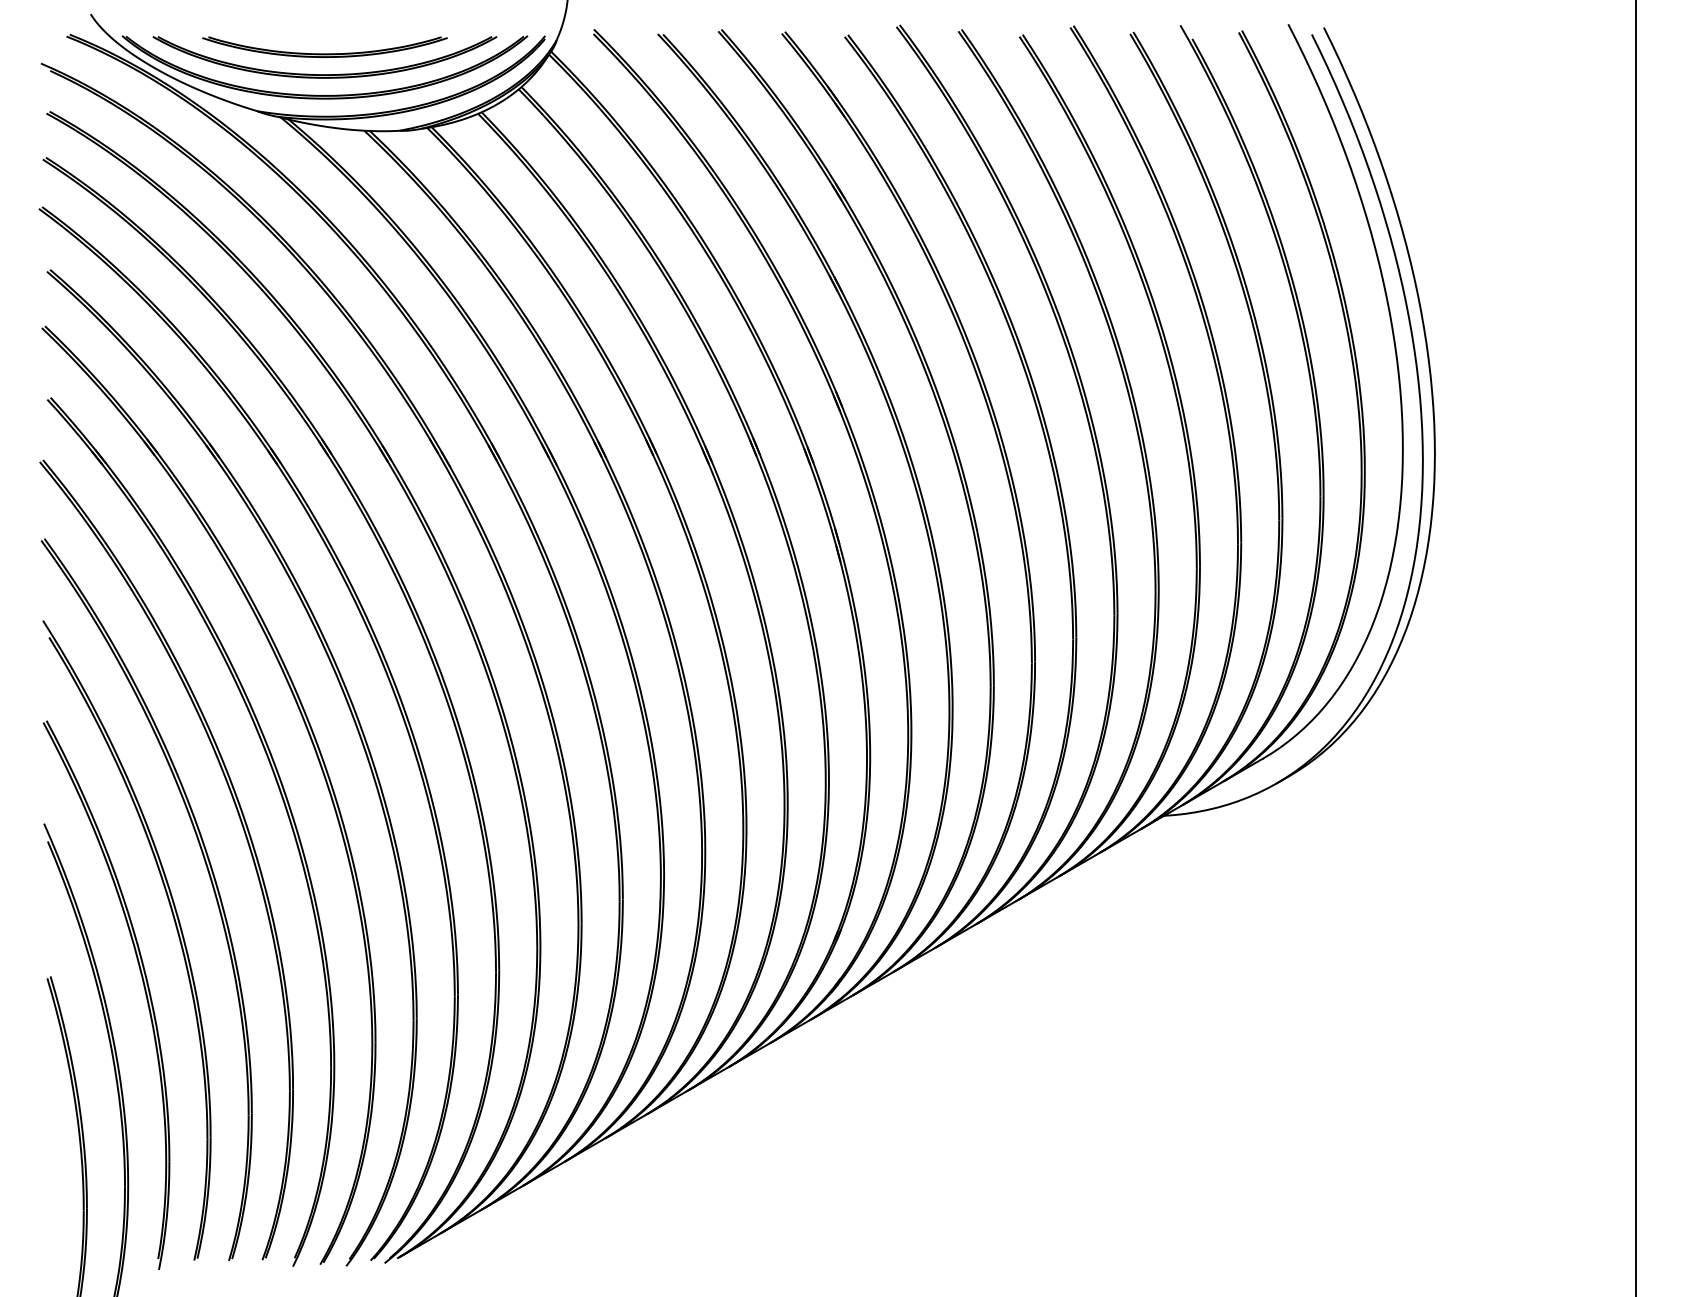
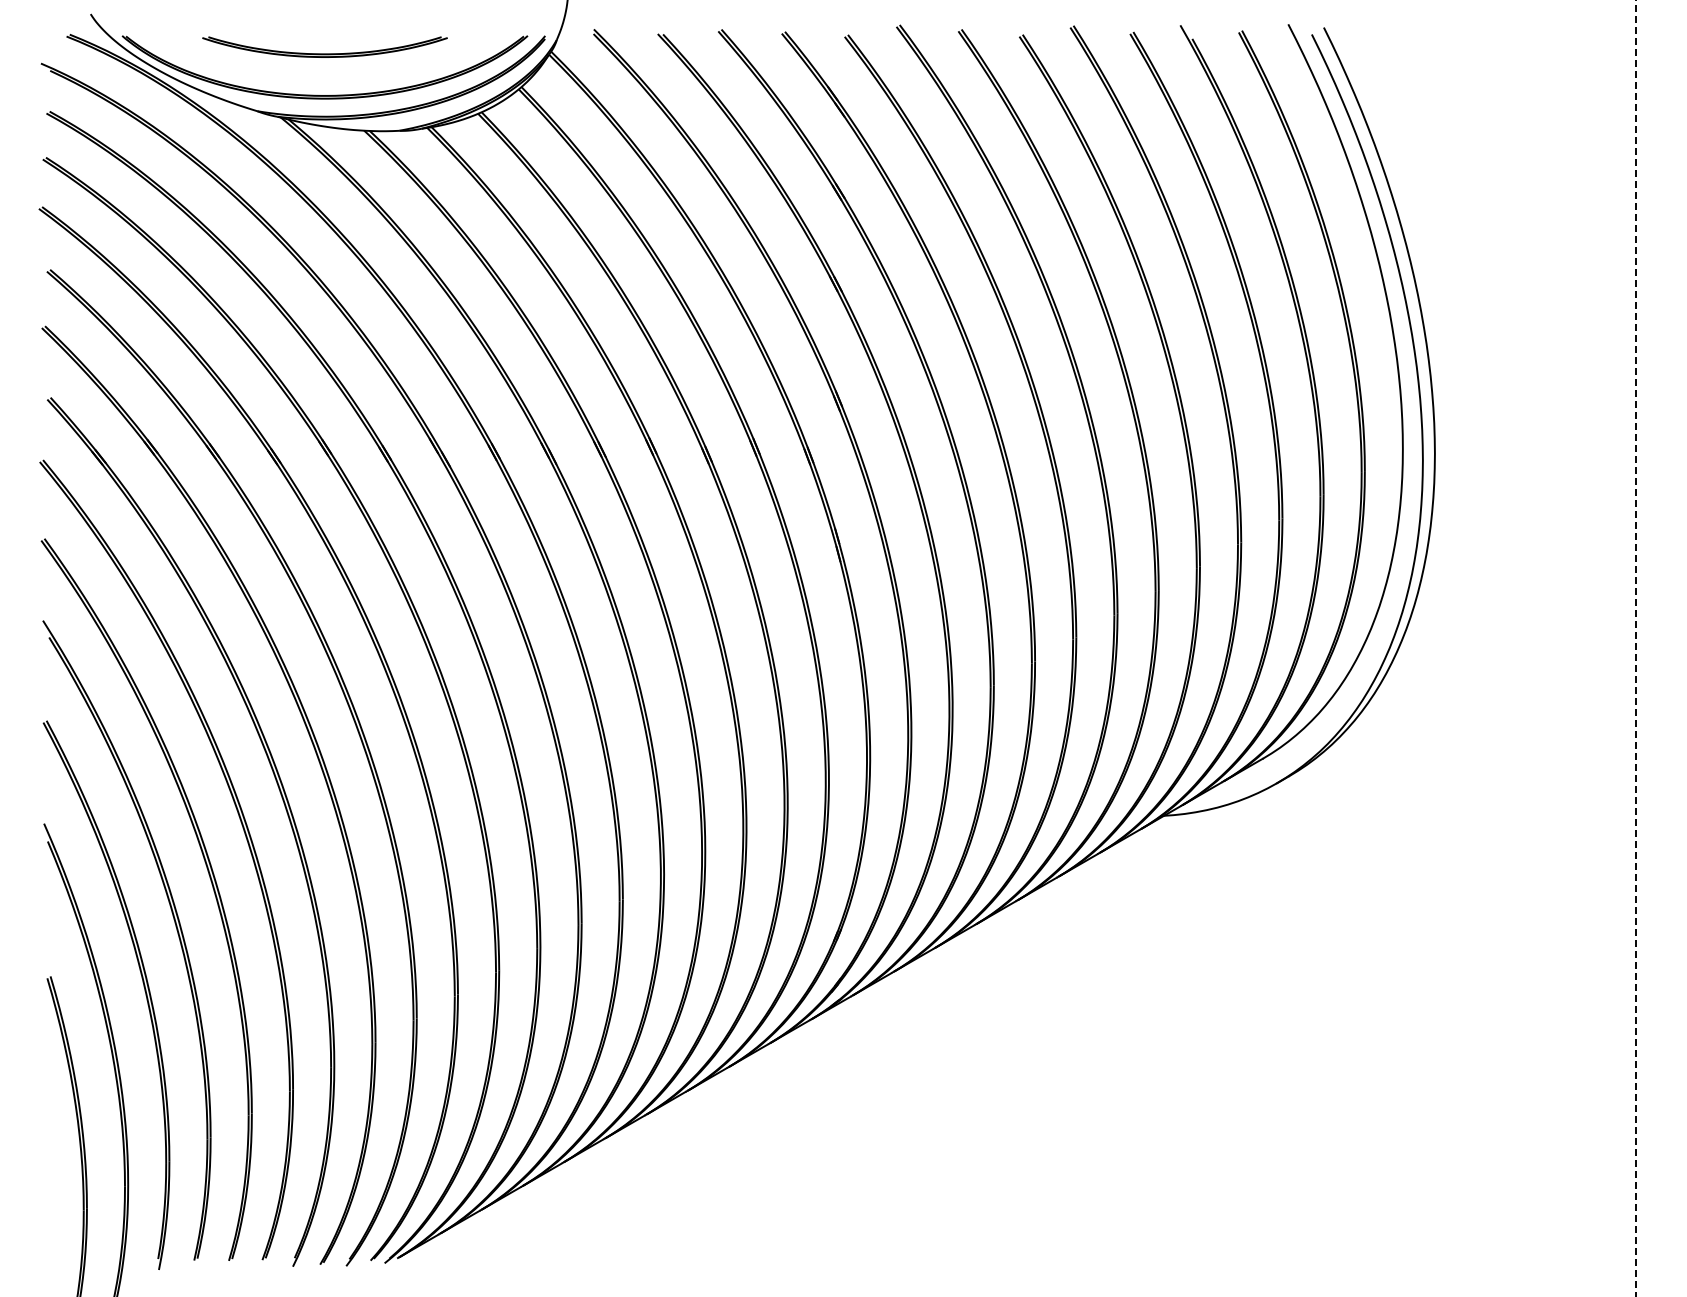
part: present -> none (324, 74)
line: solid -> dashed (1636, 649)
